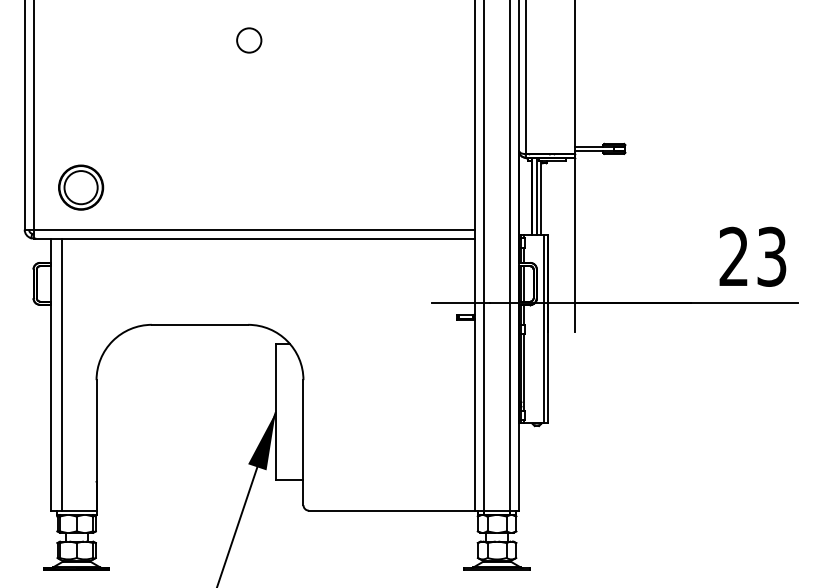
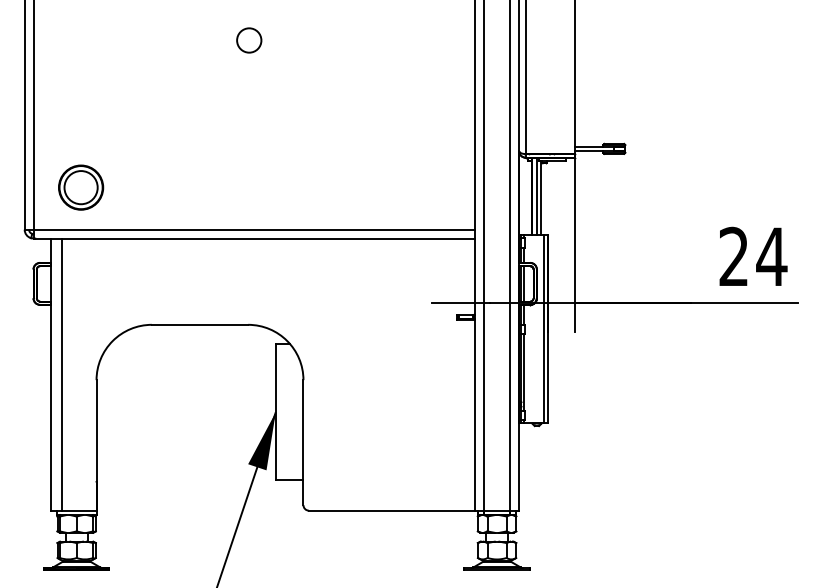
text: 23 -> 24 (771, 256)
